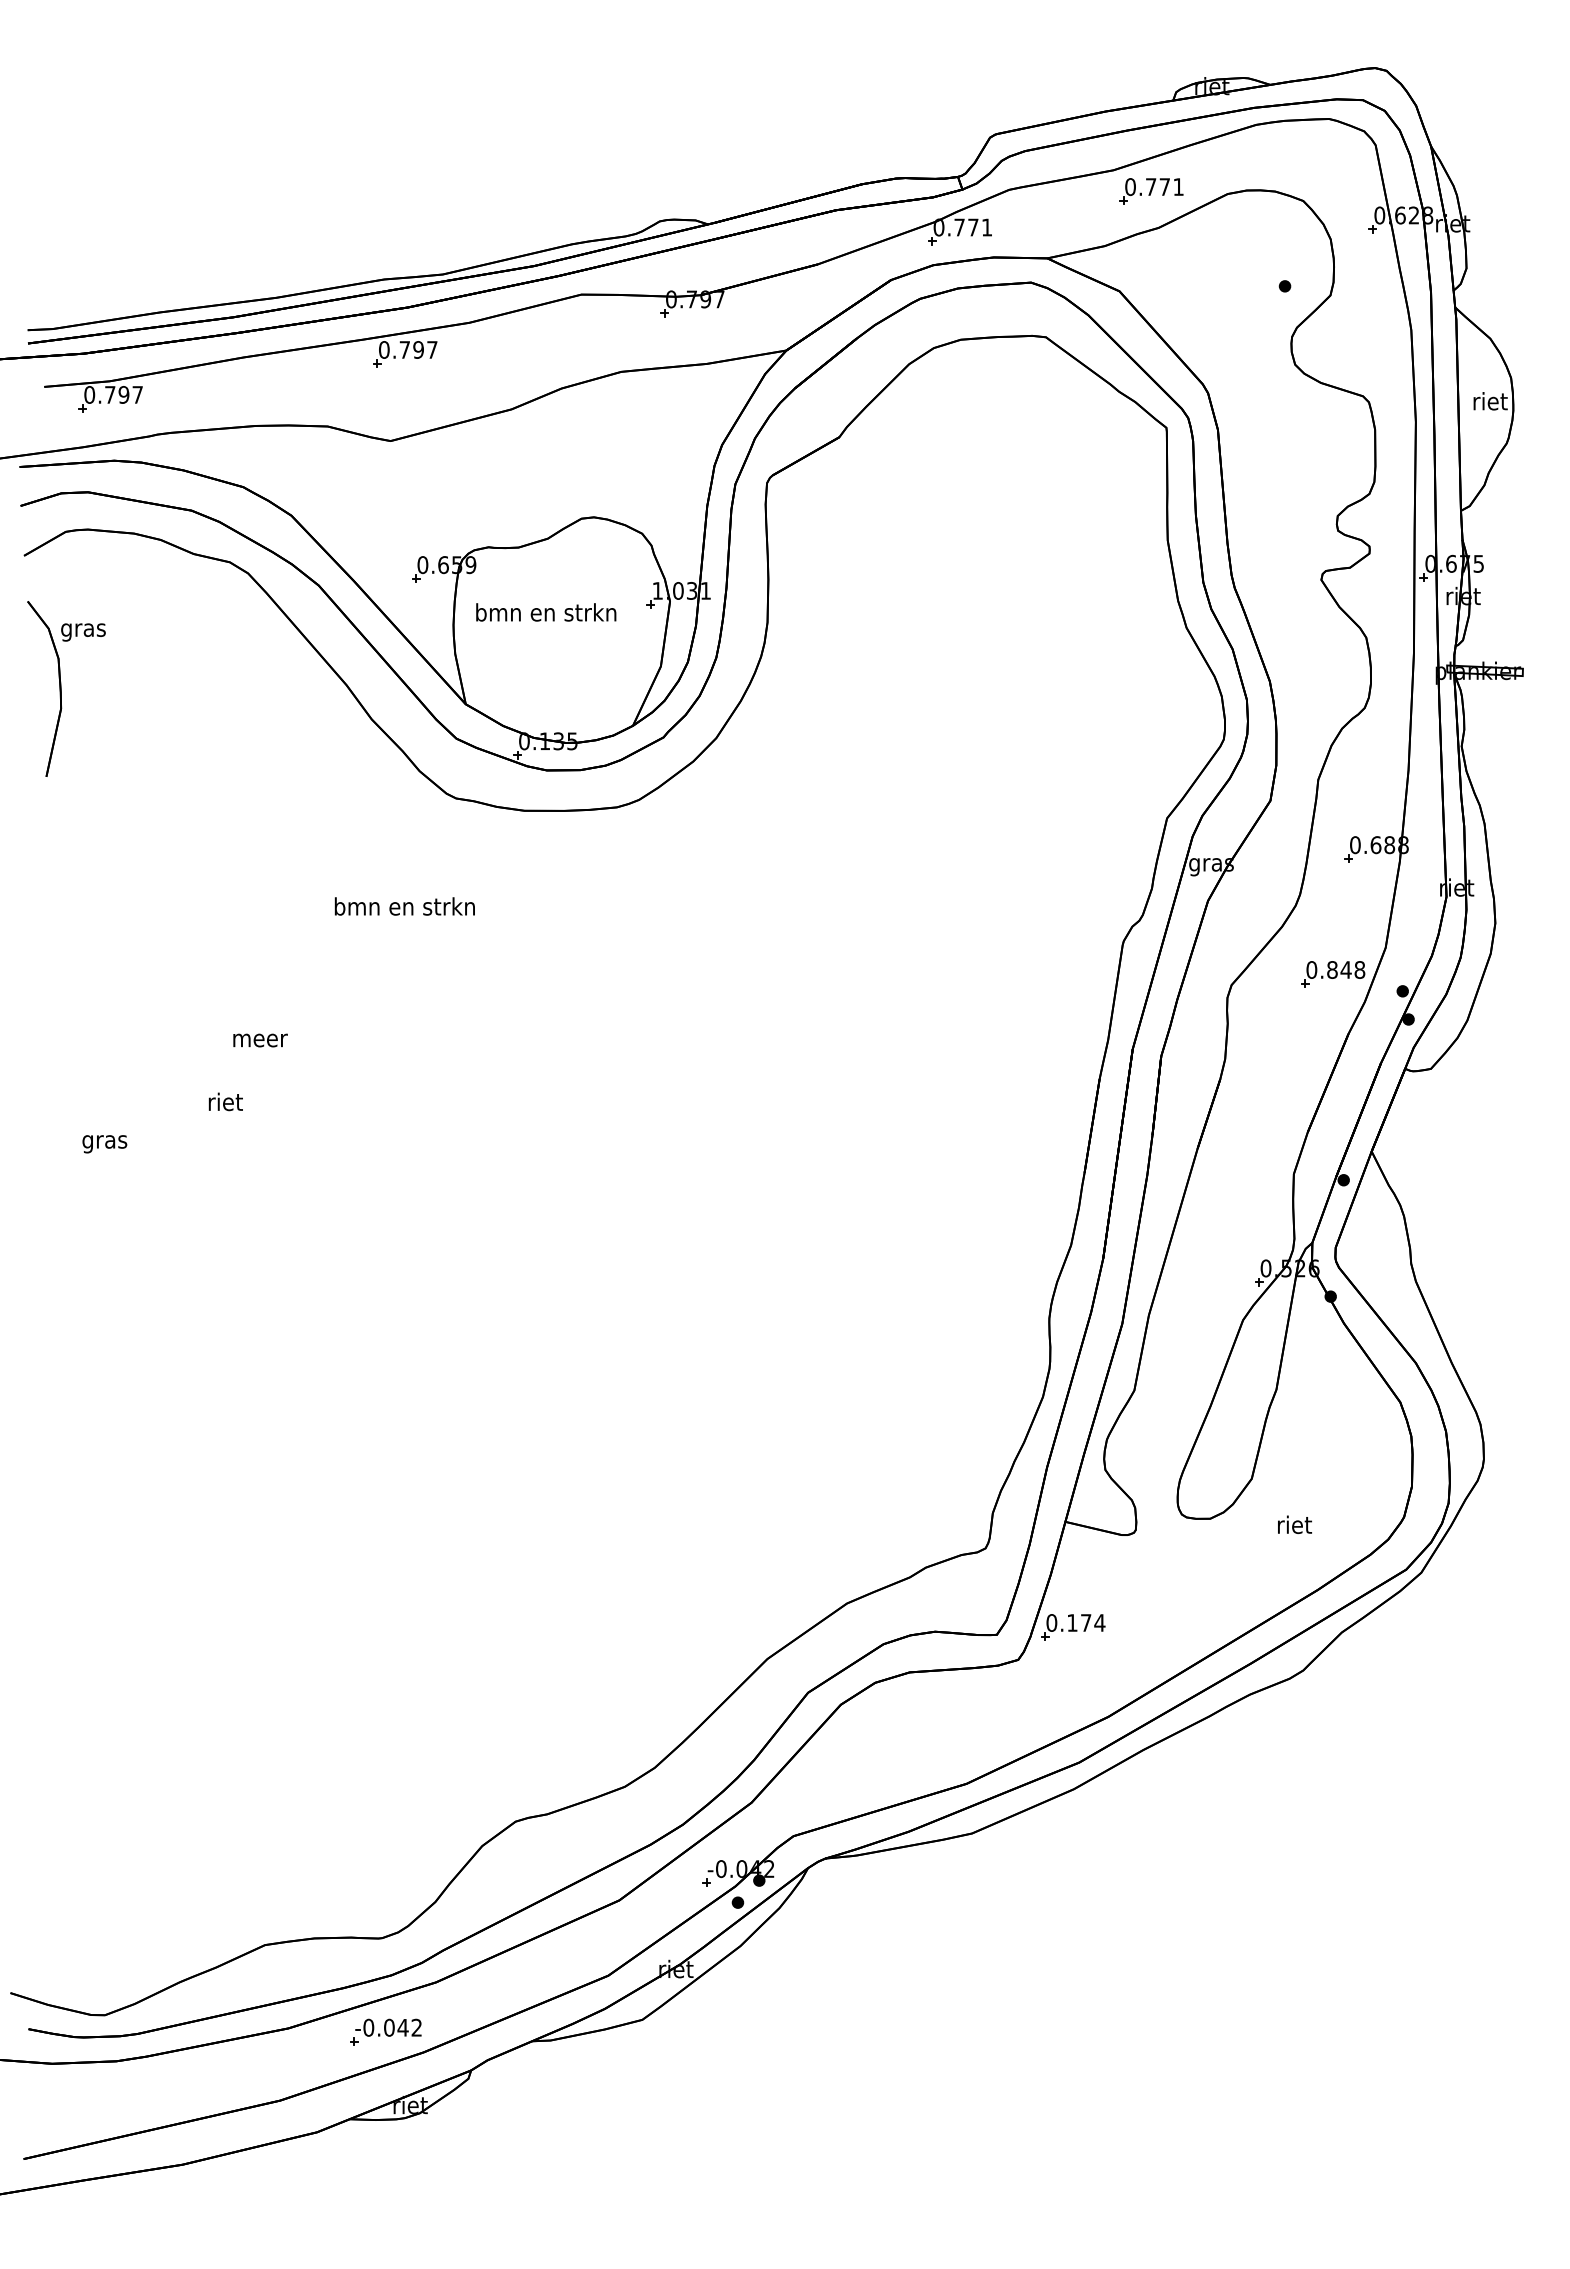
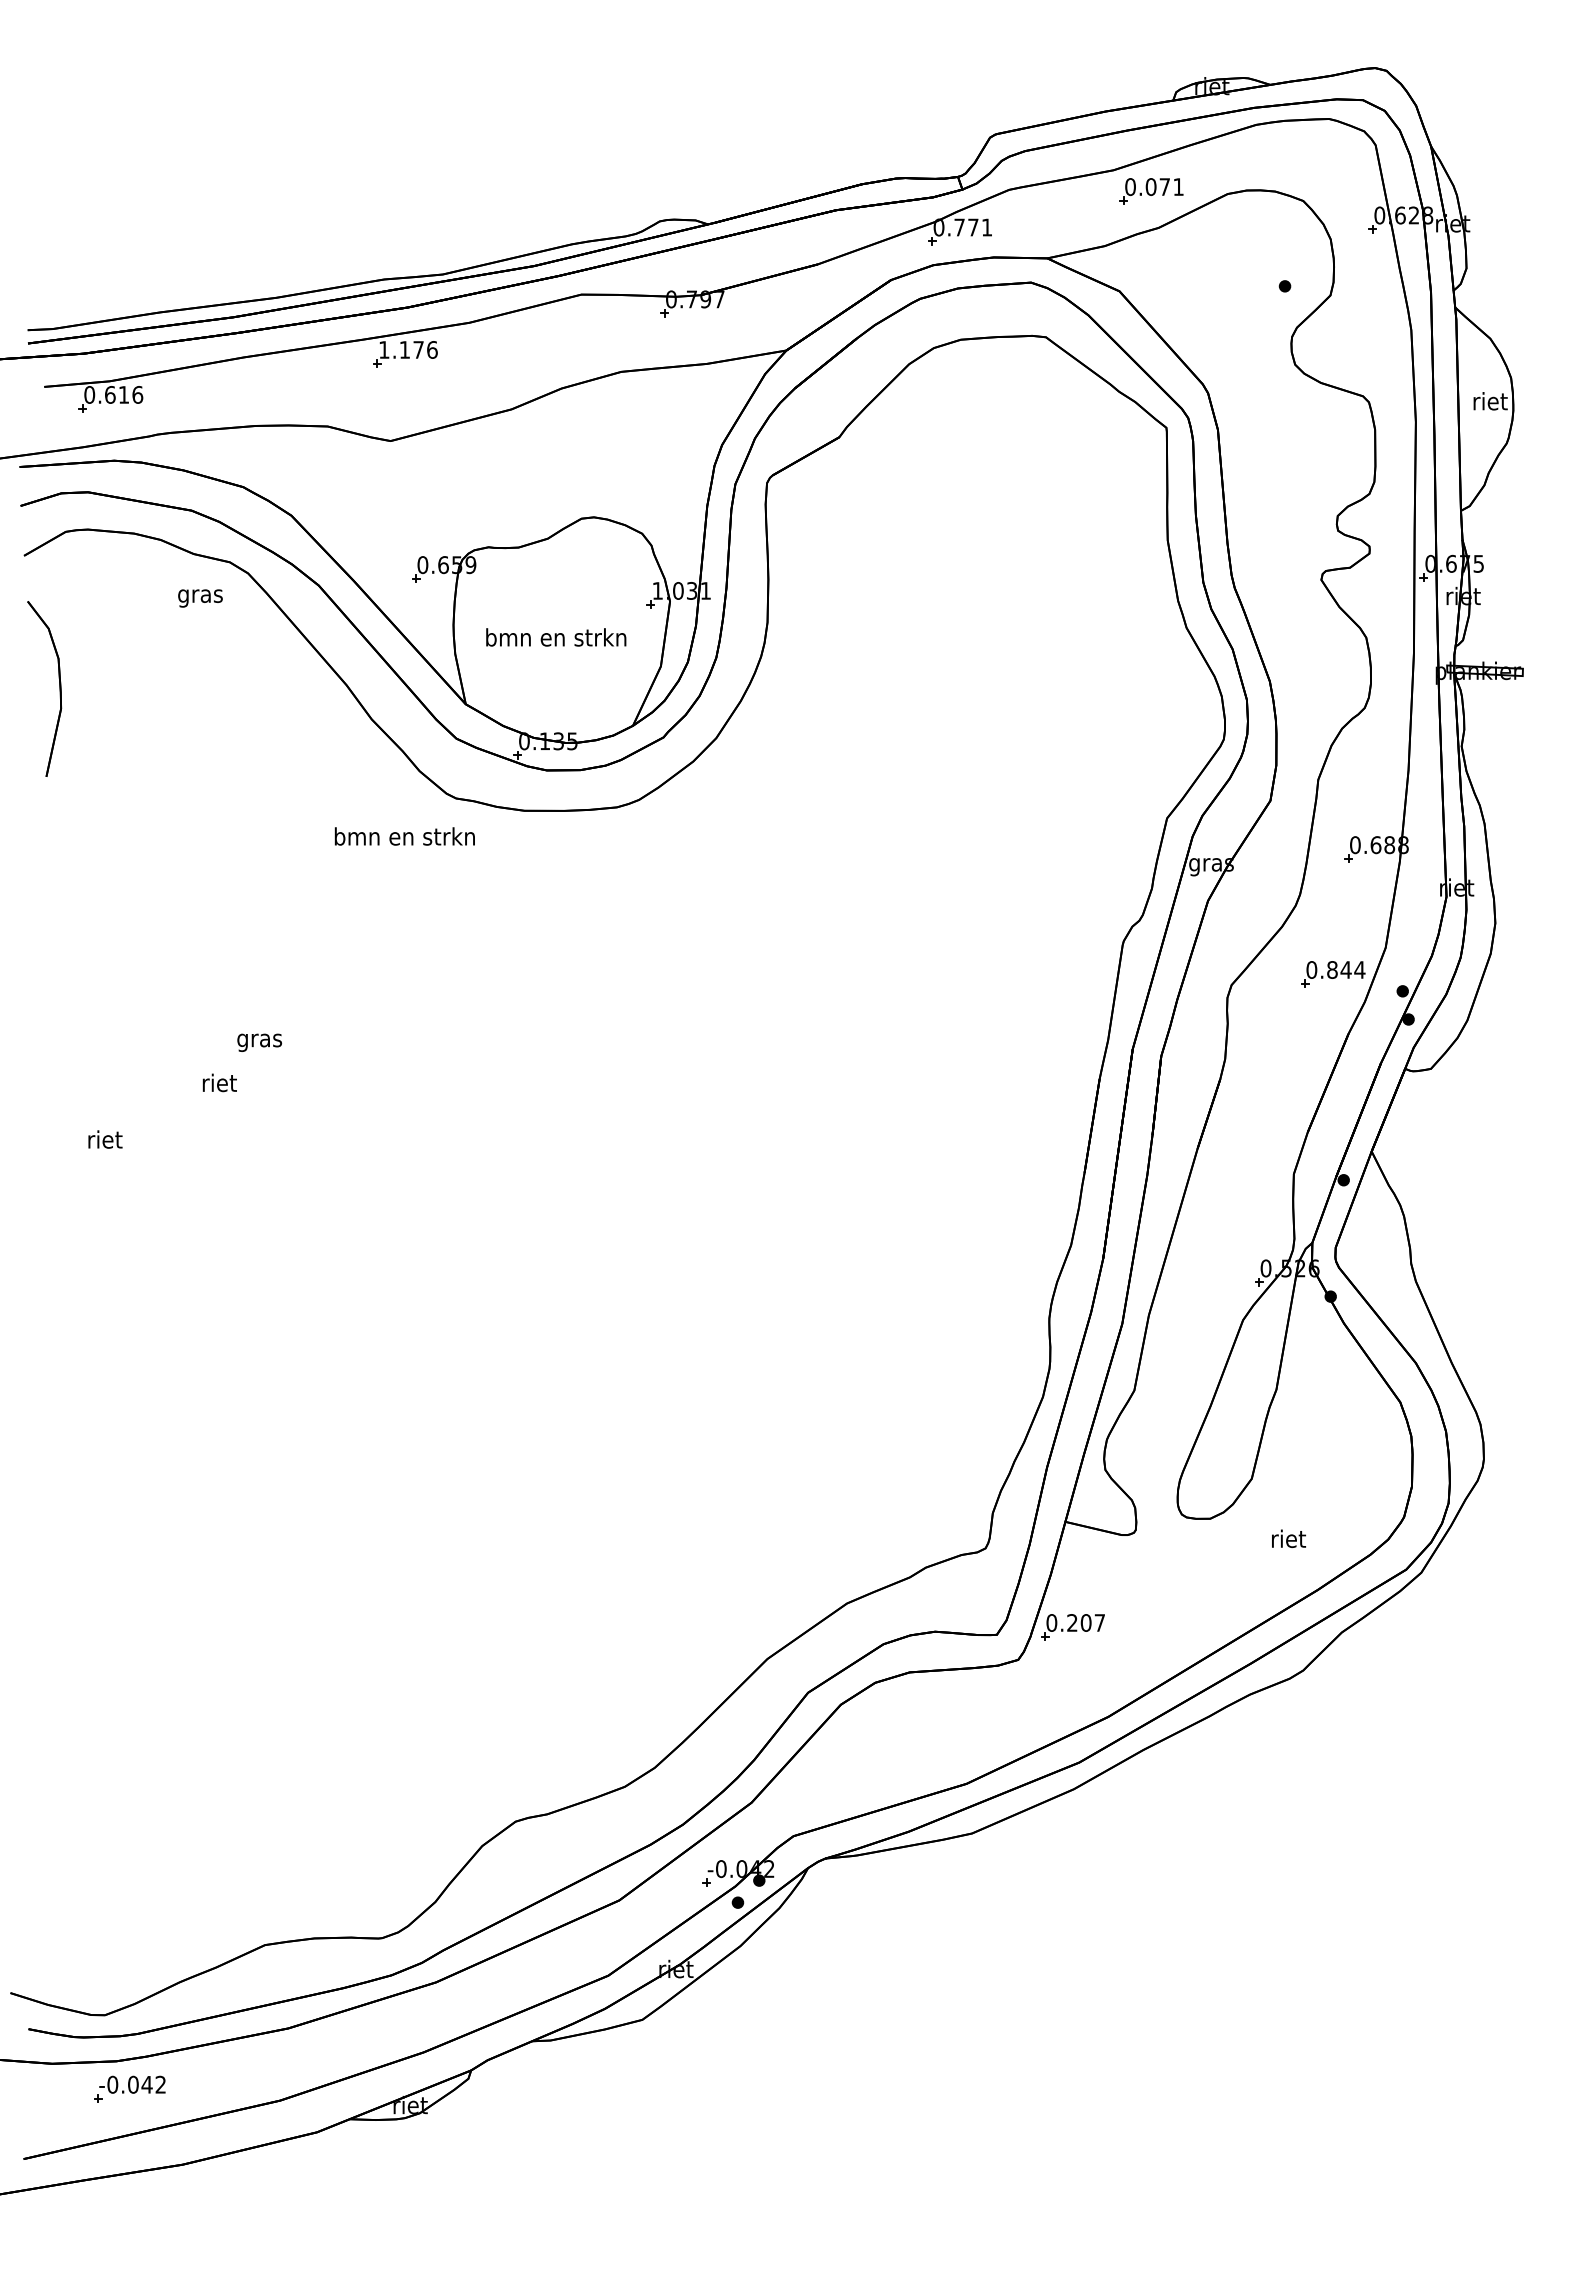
text: 0.771 -> 0.071 (1150, 187)
text: 0.797 -> 1.176 (408, 349)
text: 0.797 -> 0.616 (124, 394)
text position: (546, 612) -> (556, 637) (556, 637)
text position: (83, 632) -> (200, 598) (200, 598)
text position: (404, 906) -> (404, 836) (404, 836)
text: 0.848 -> 0.844 (1359, 969)
text: meer -> gras (260, 1042)
text position: (225, 1101) -> (219, 1082) (219, 1082)
text: gras -> riet (104, 1141)
text position: (1294, 1524) -> (1288, 1538) (1288, 1538)
text: 0.174 -> 0.207 (1086, 1622)
part position: (385, 2031) -> (129, 2088) (129, 2088)
